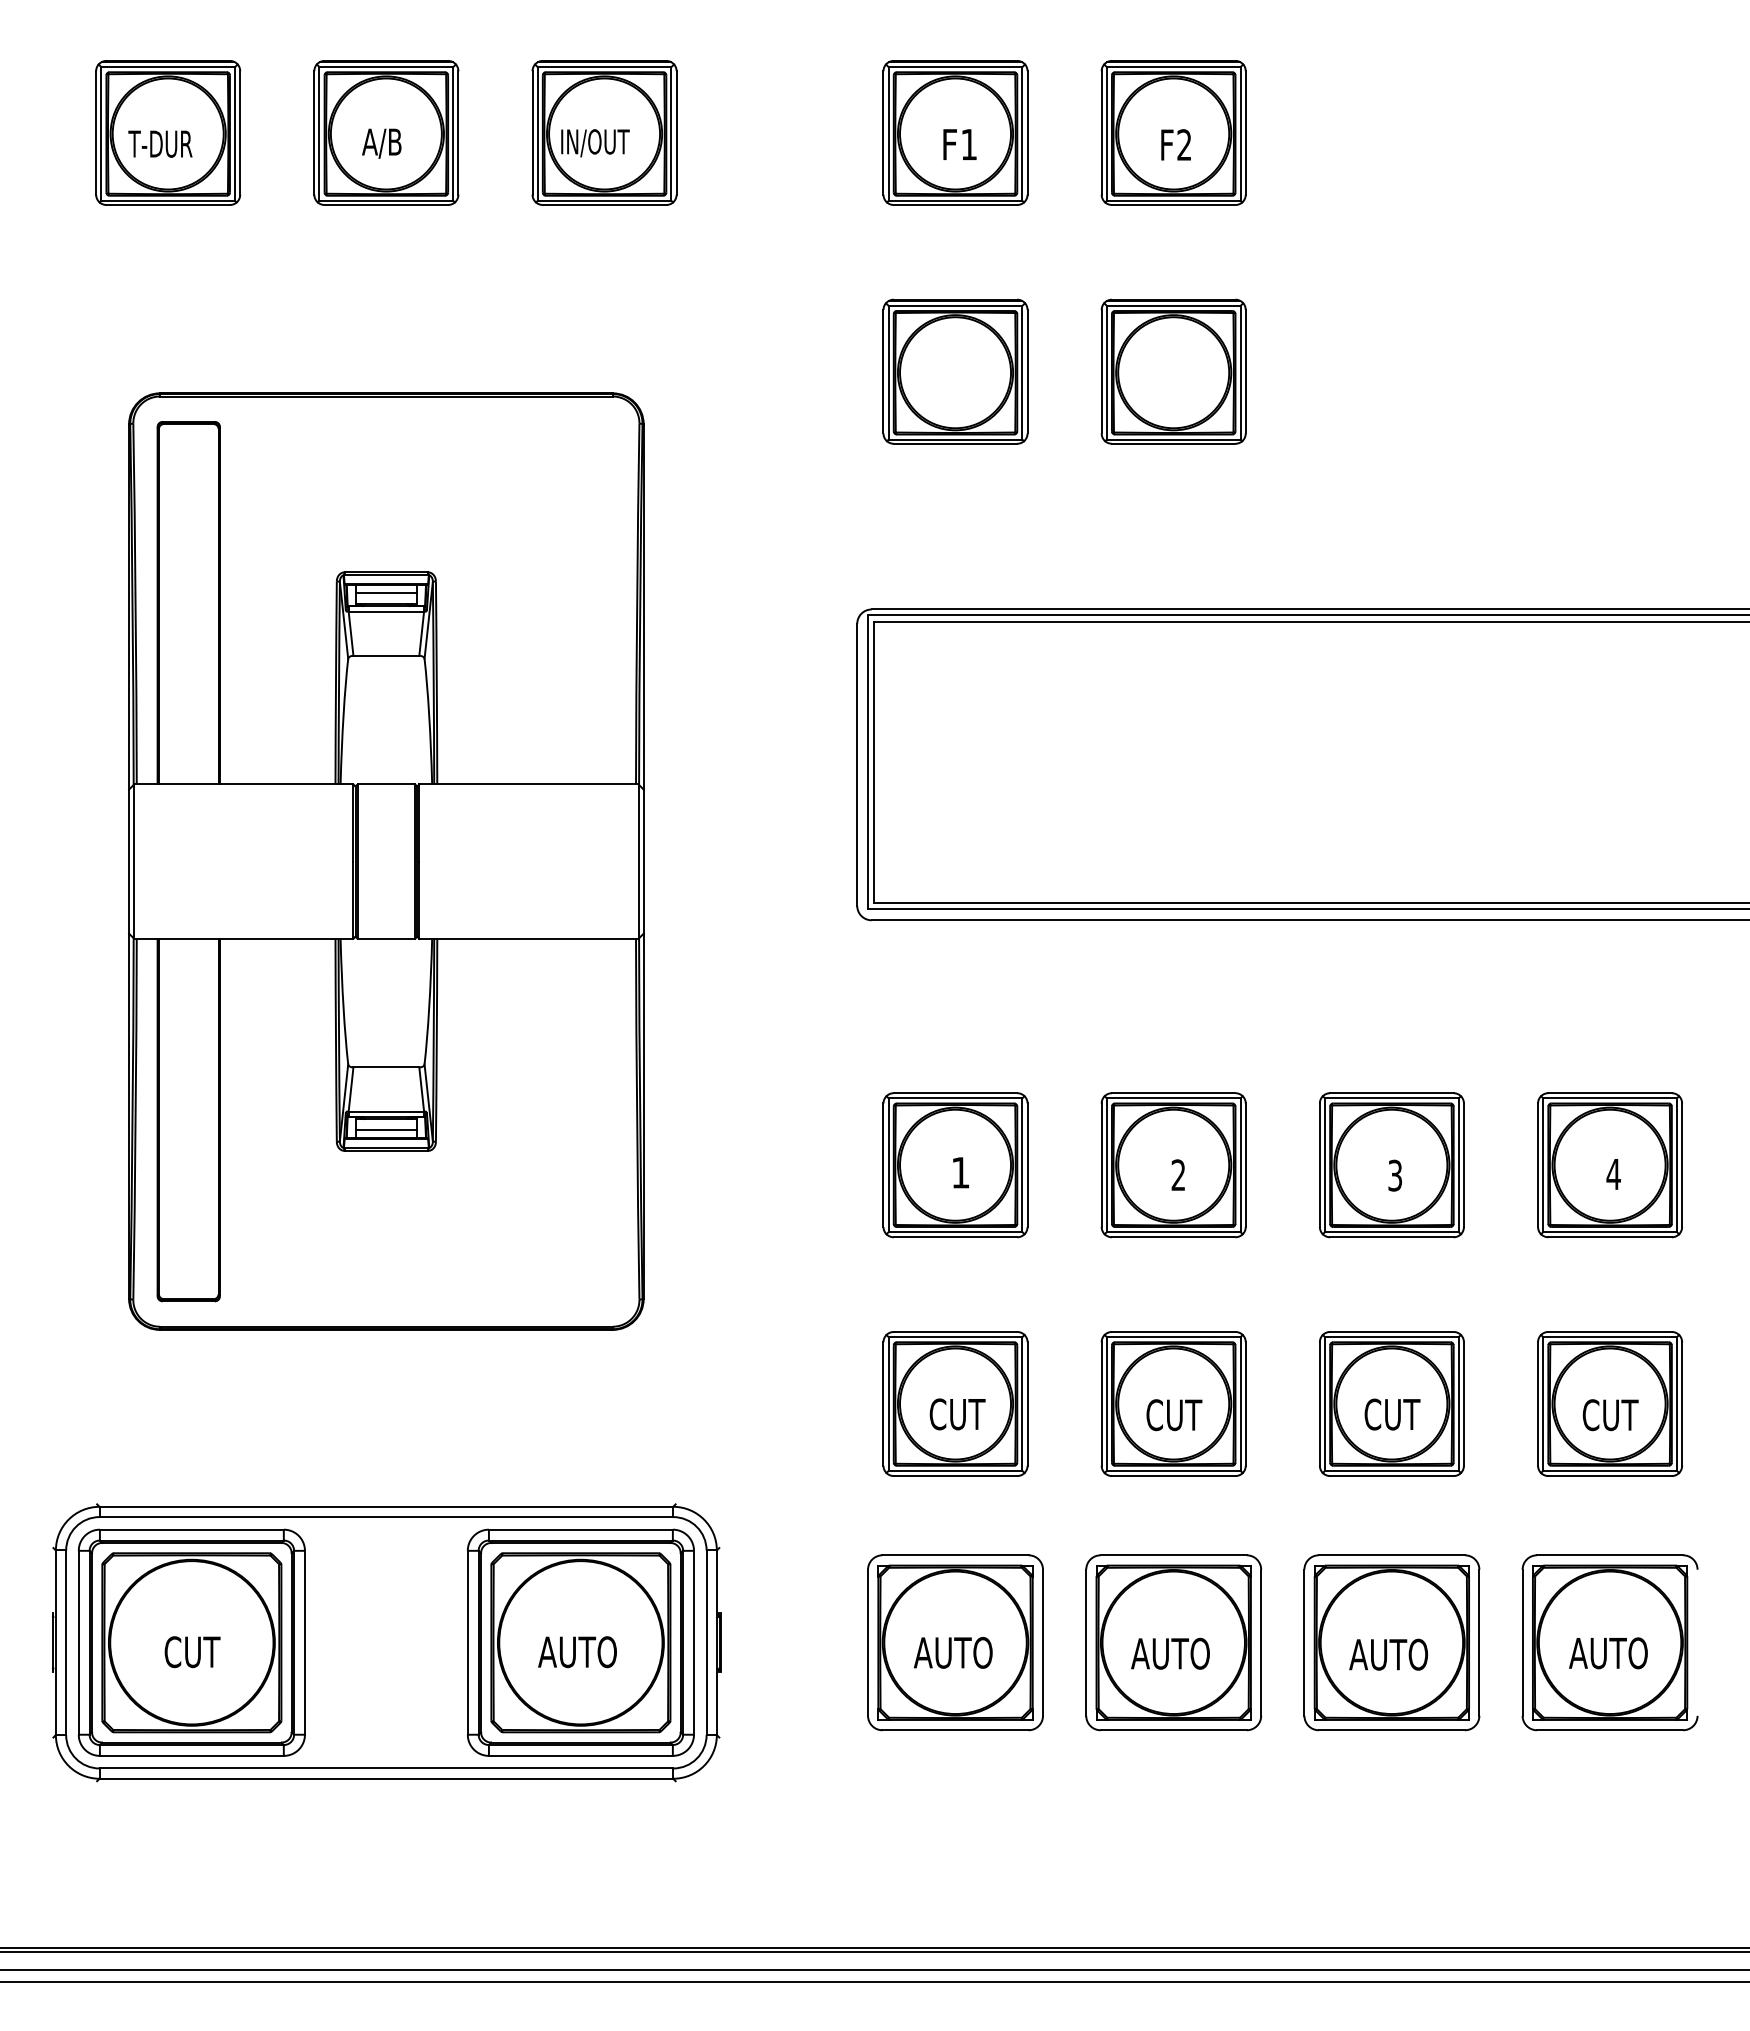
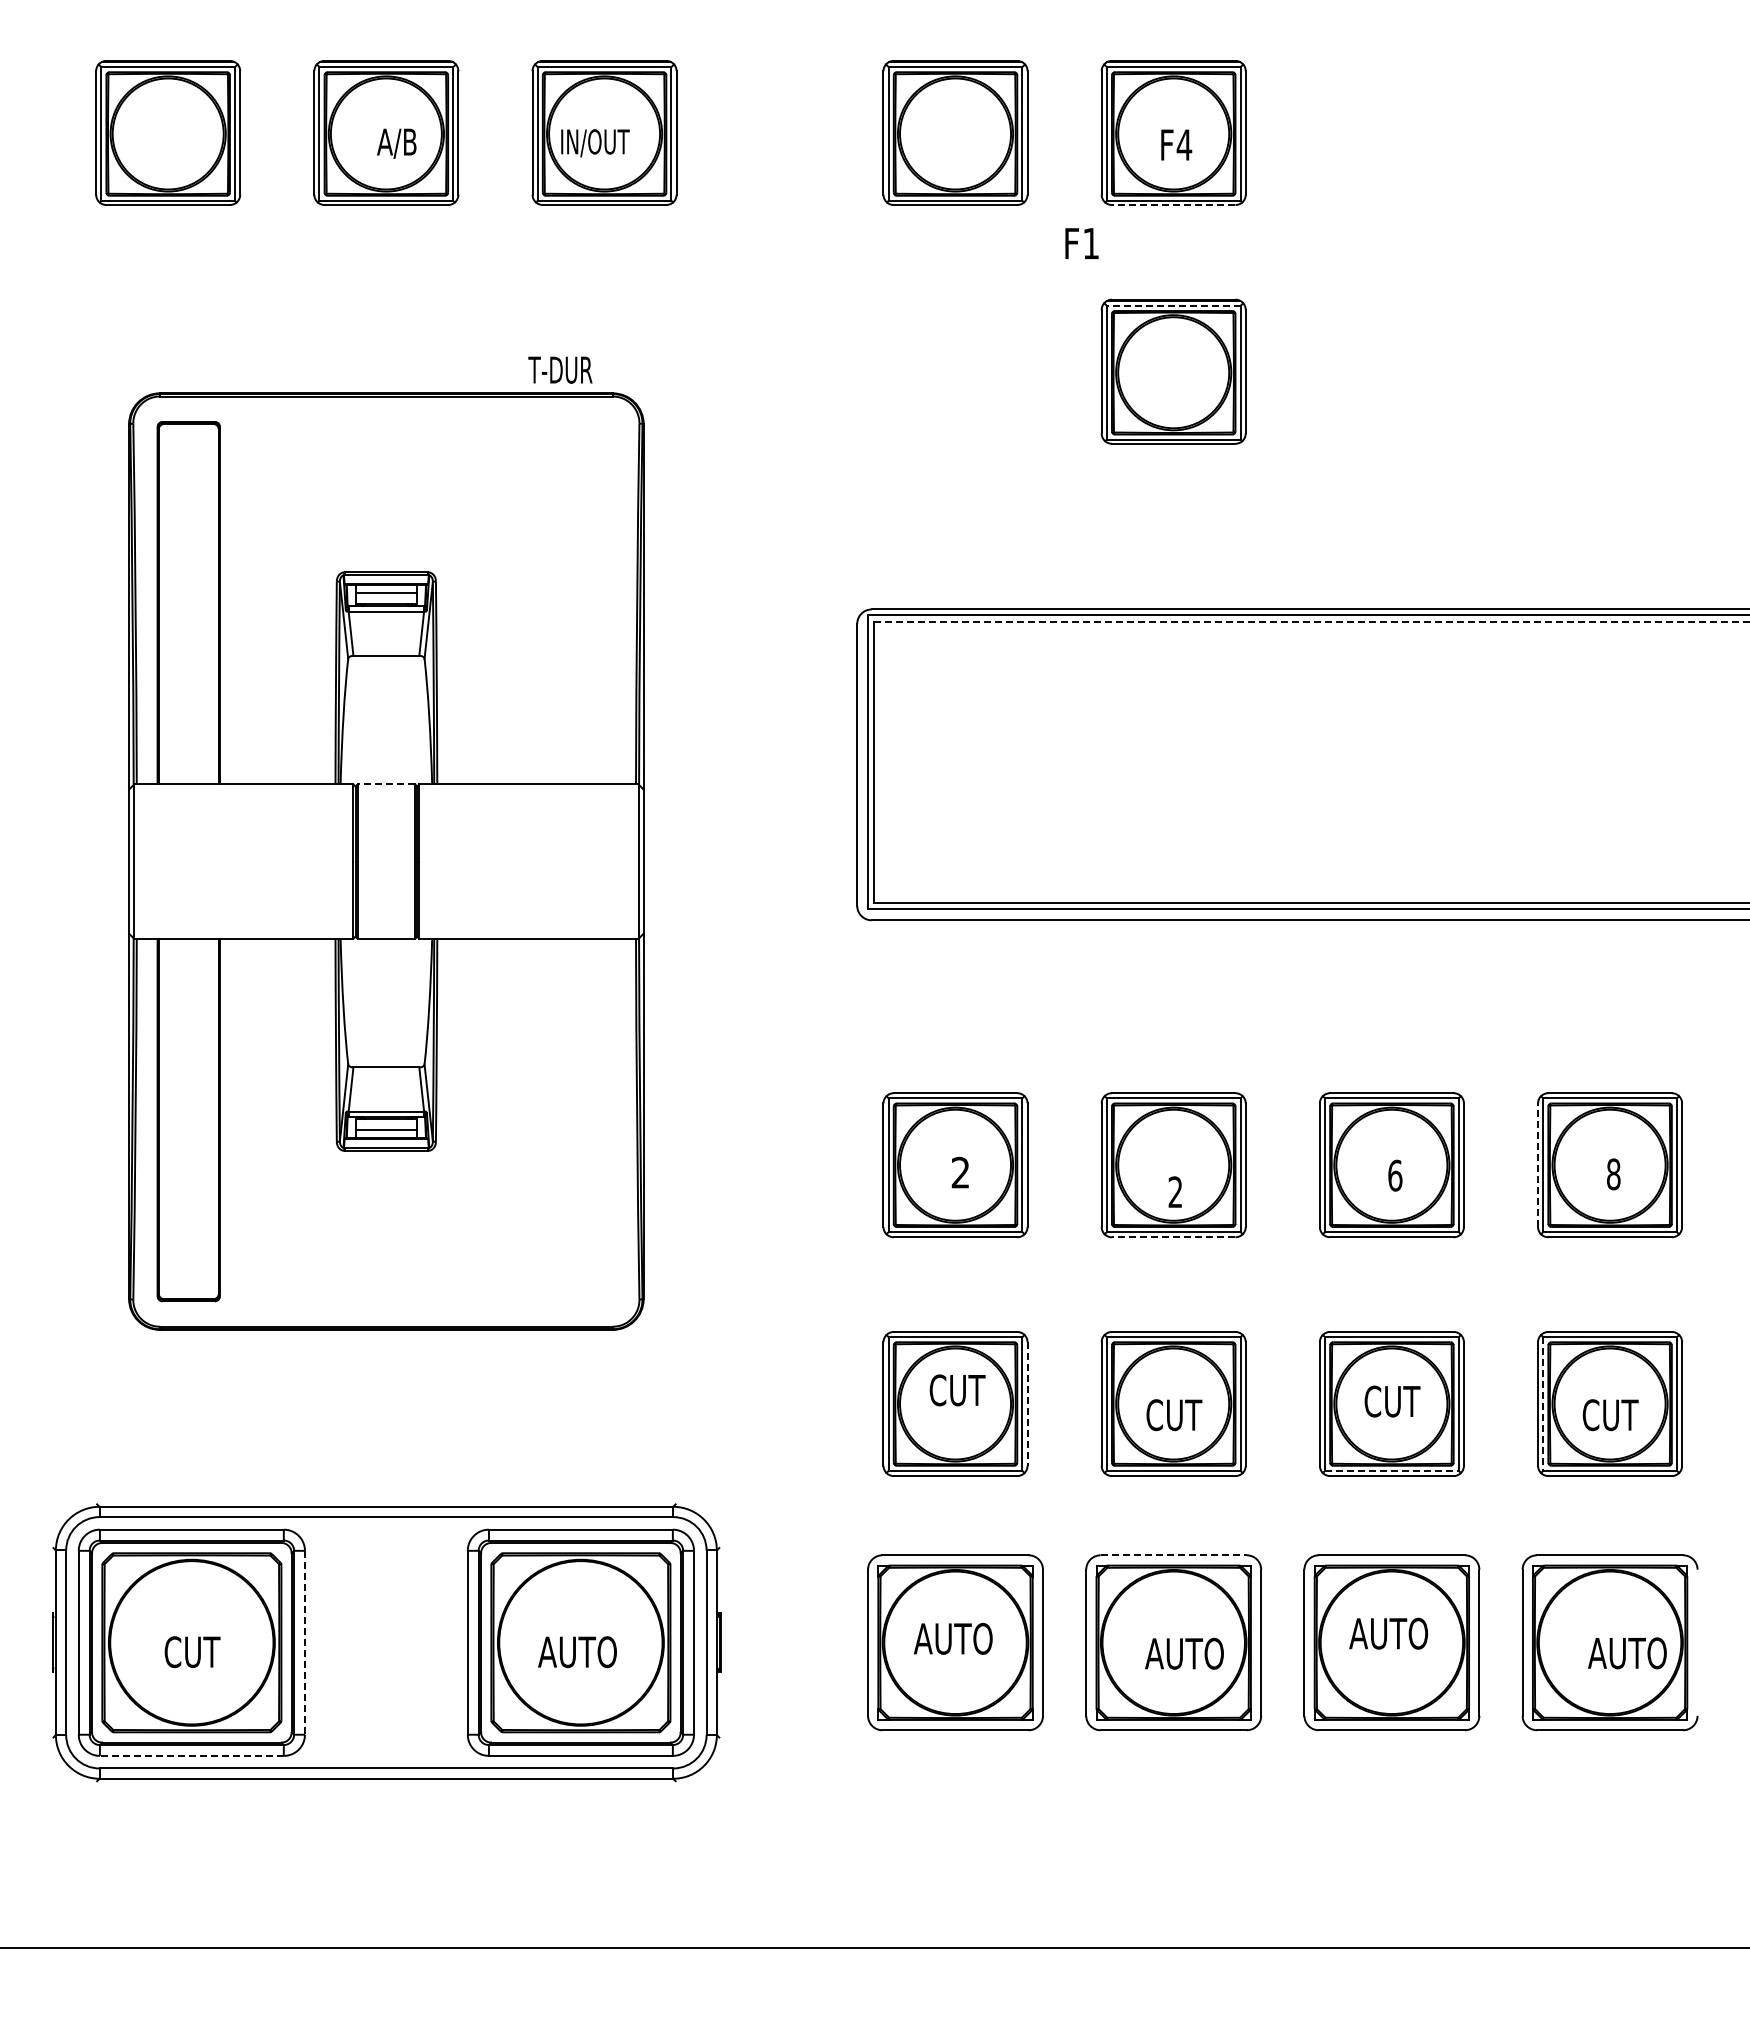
text position: (160, 143) -> (560, 369) (560, 369)
text position: (381, 143) -> (396, 143) (396, 143)
text position: (959, 144) -> (1081, 243) (1081, 243)
text: F2 -> F4 (1184, 144)
line: solid -> dashed (1173, 205)
line: solid -> dashed (1173, 305)
part: present -> none (955, 371)
line: solid -> dashed (1312, 621)
line: solid -> dashed (386, 784)
line: solid -> dashed (1538, 1165)
text: 1 -> 2 (959, 1172)
text position: (1177, 1174) -> (1174, 1191) (1174, 1191)
text: 4 -> 8 (1613, 1174)
text: 3 -> 6 (1395, 1175)
line: solid -> dashed (1173, 1237)
line: solid -> dashed (1027, 1404)
line: solid -> dashed (1543, 1404)
text position: (957, 1414) -> (957, 1390) (957, 1390)
text position: (1392, 1414) -> (1392, 1401) (1392, 1401)
line: solid -> dashed (1391, 1470)
line: solid -> dashed (1174, 1555)
line: solid -> dashed (304, 1642)
text position: (953, 1652) -> (953, 1638) (953, 1638)
text position: (1170, 1653) -> (1184, 1653) (1184, 1653)
text position: (1608, 1653) -> (1627, 1653) (1627, 1653)
text position: (1388, 1654) -> (1388, 1633) (1388, 1633)
line: solid -> dashed (191, 1755)
line: present -> none (874, 1951)
line: present -> none (874, 1970)
line: present -> none (874, 1982)
